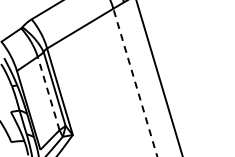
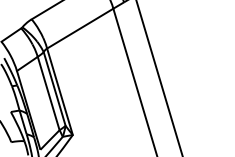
line: dashed -> solid (135, 82)
line: dashed -> solid (48, 93)
